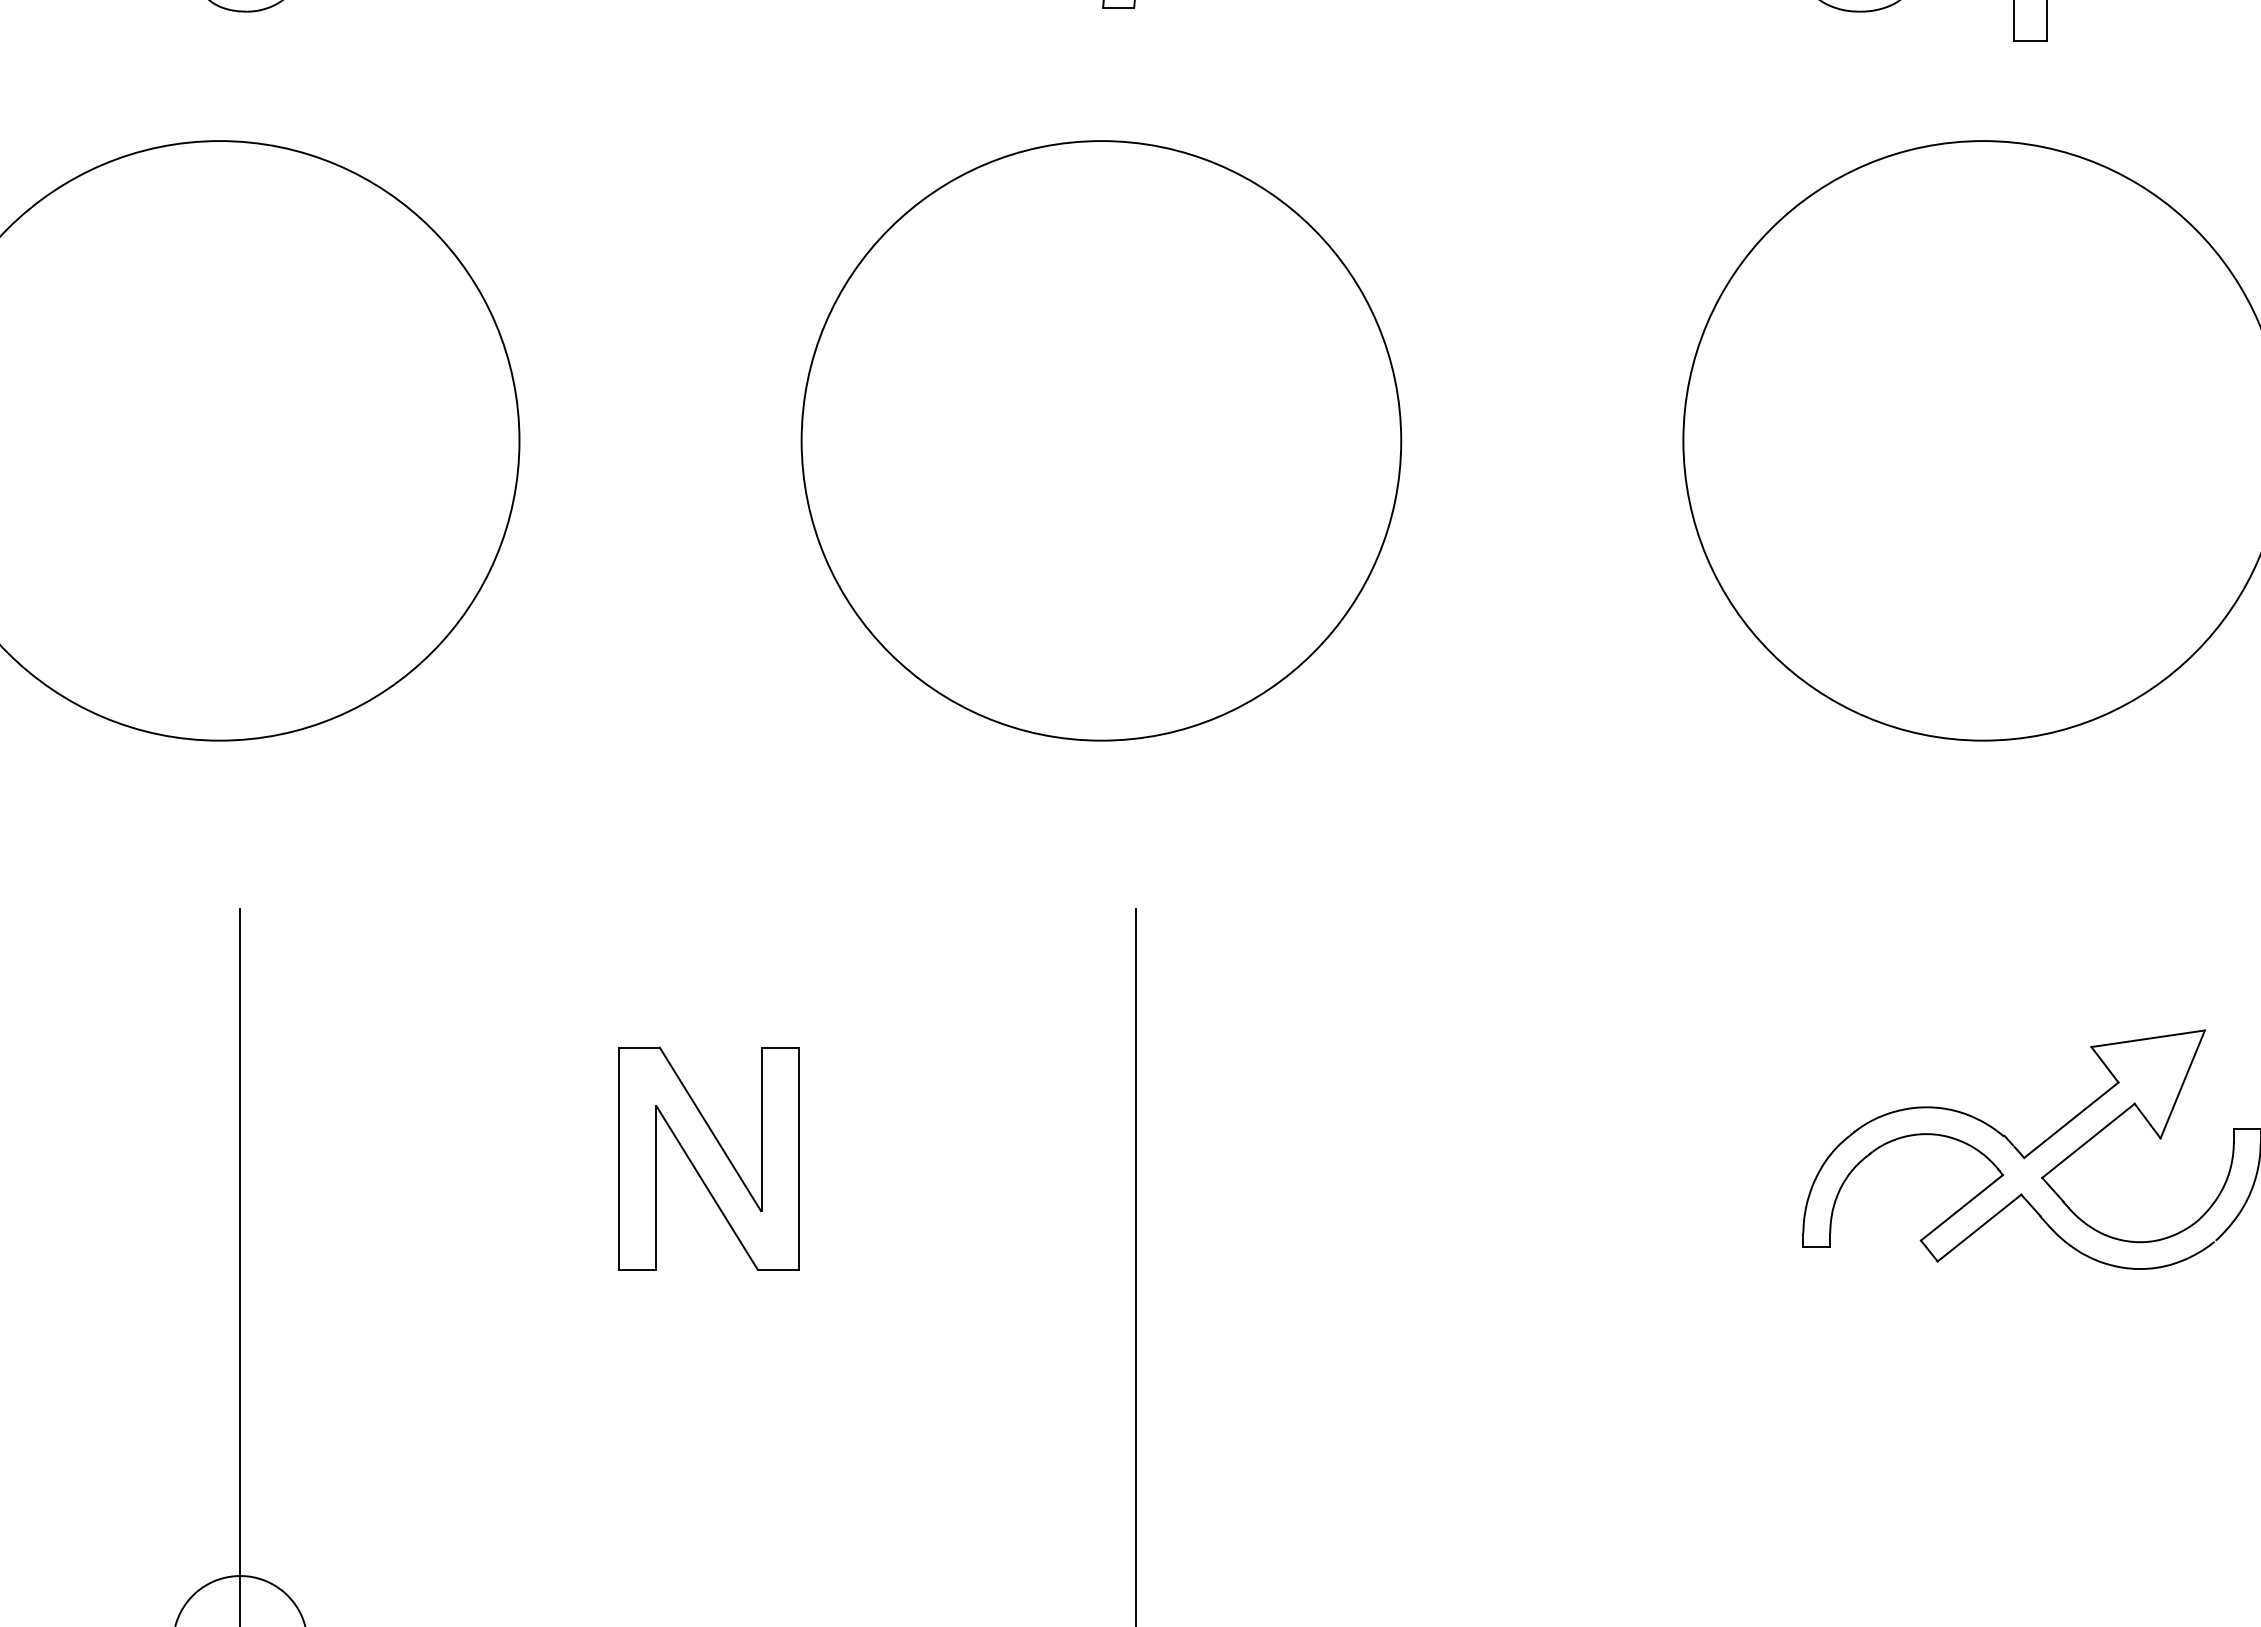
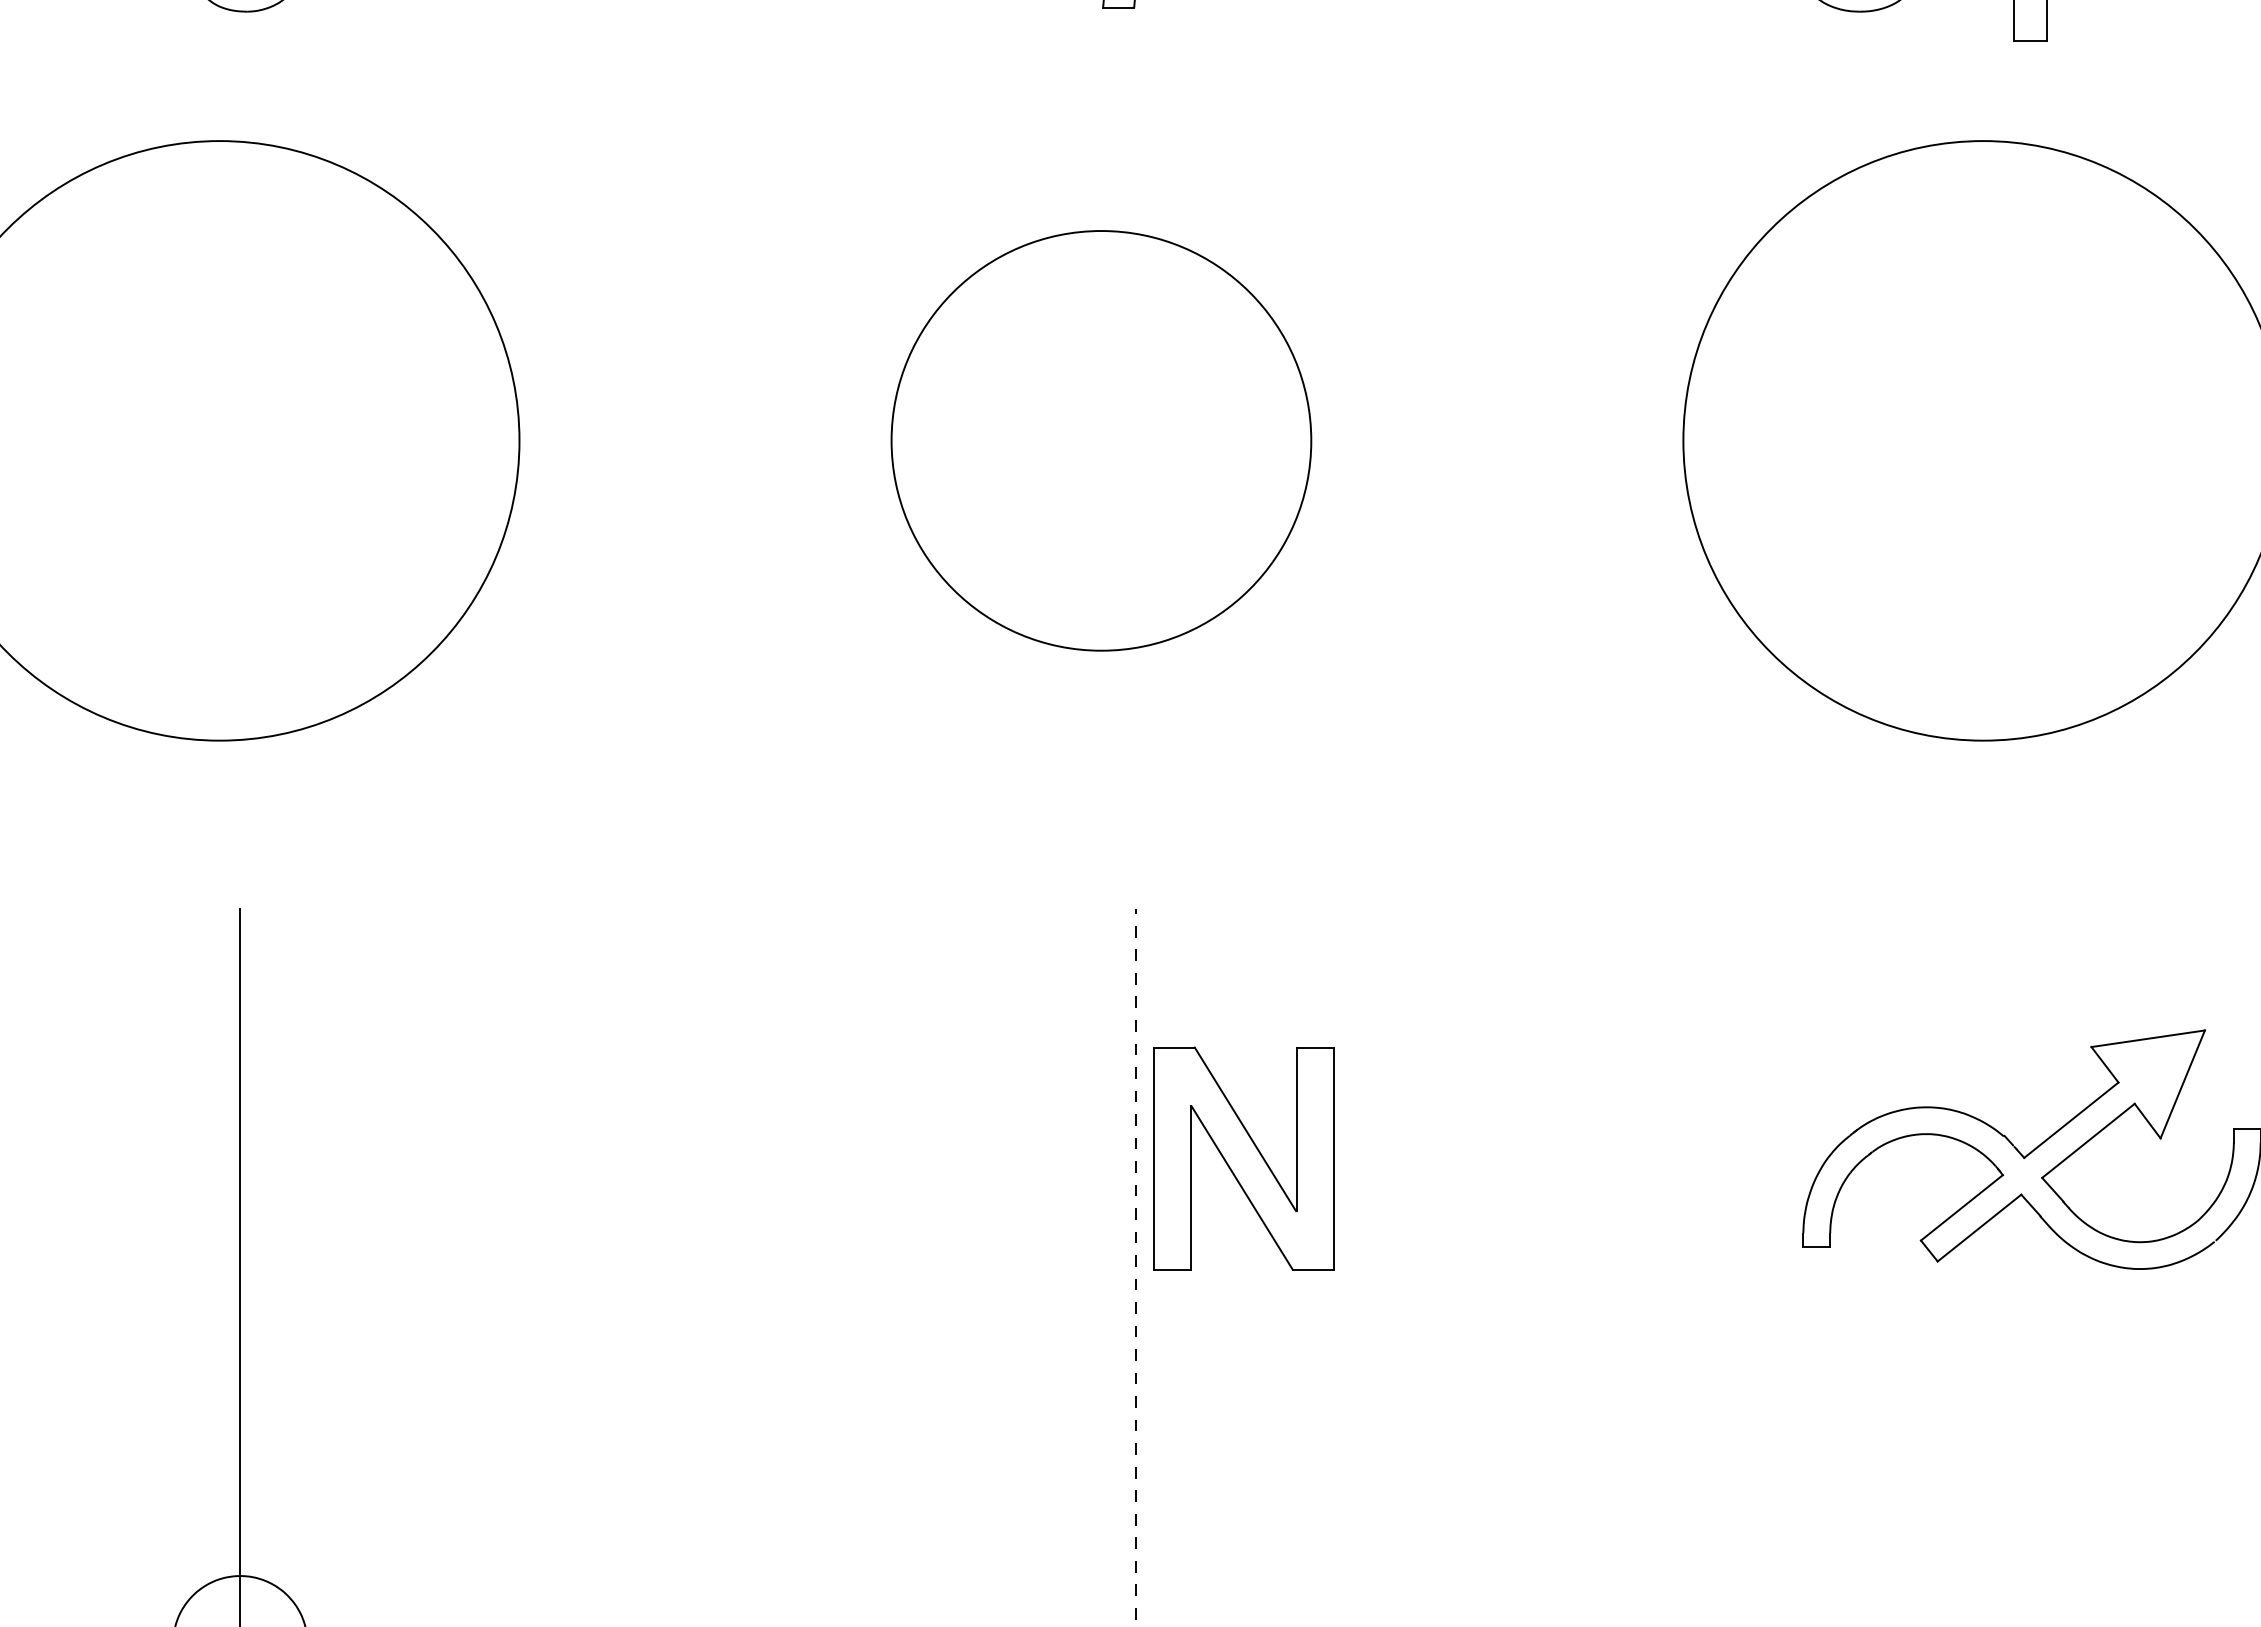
circle diameter: 600 px -> 420 px (1101, 440)
part position: (708, 1158) -> (1243, 1158) (1243, 1158)
line: solid -> dashed (1136, 1267)
